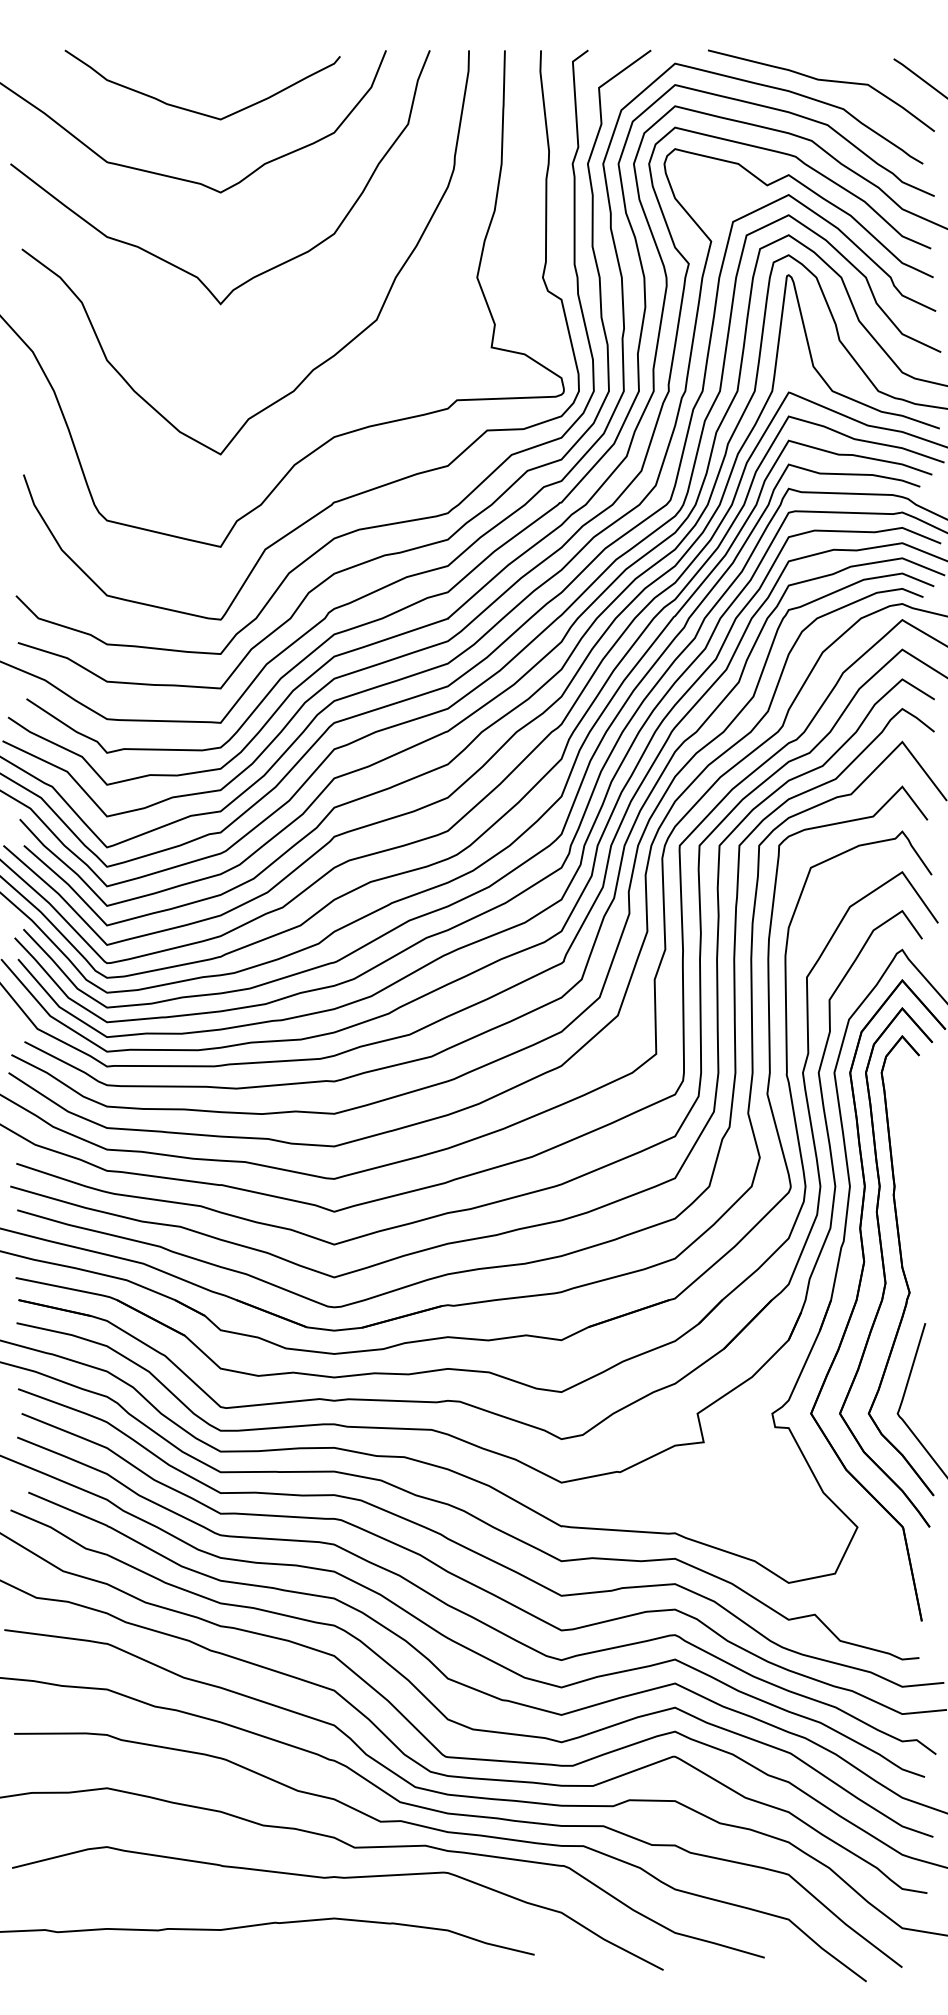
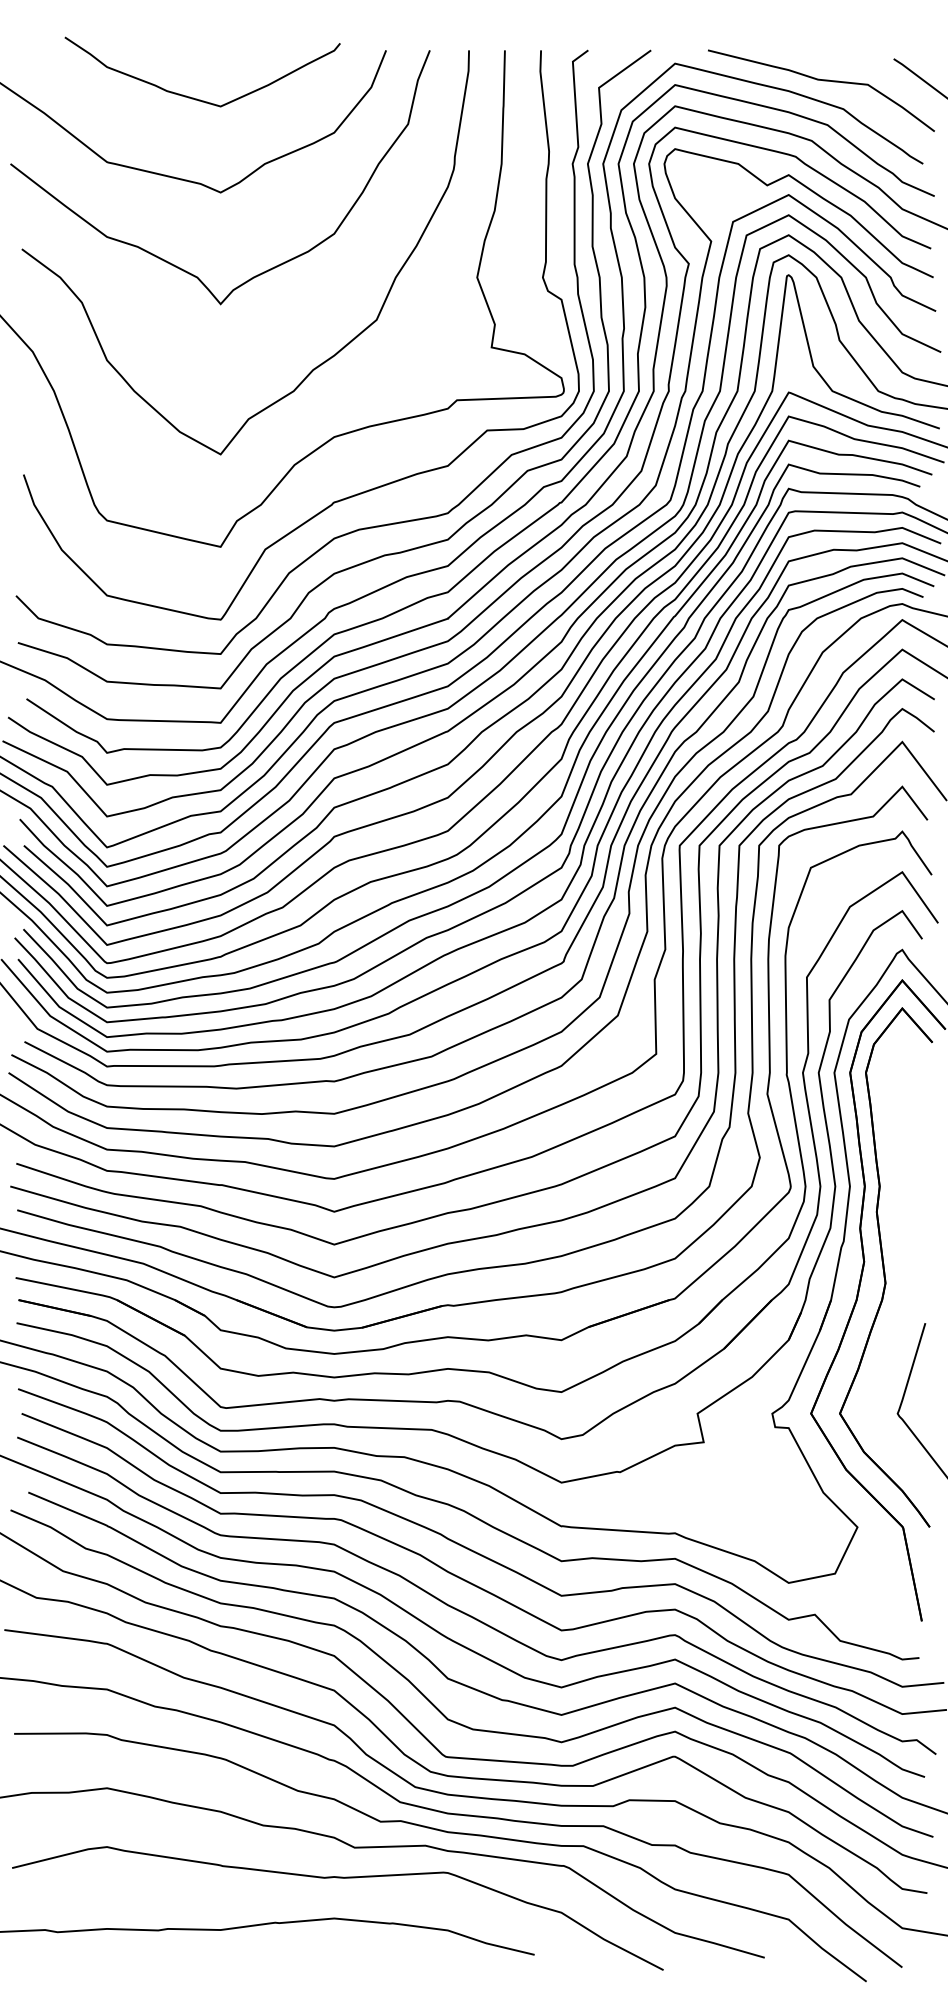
curve position: (197, 111) -> (197, 98) (197, 98)
part: present -> none (900, 1265)
